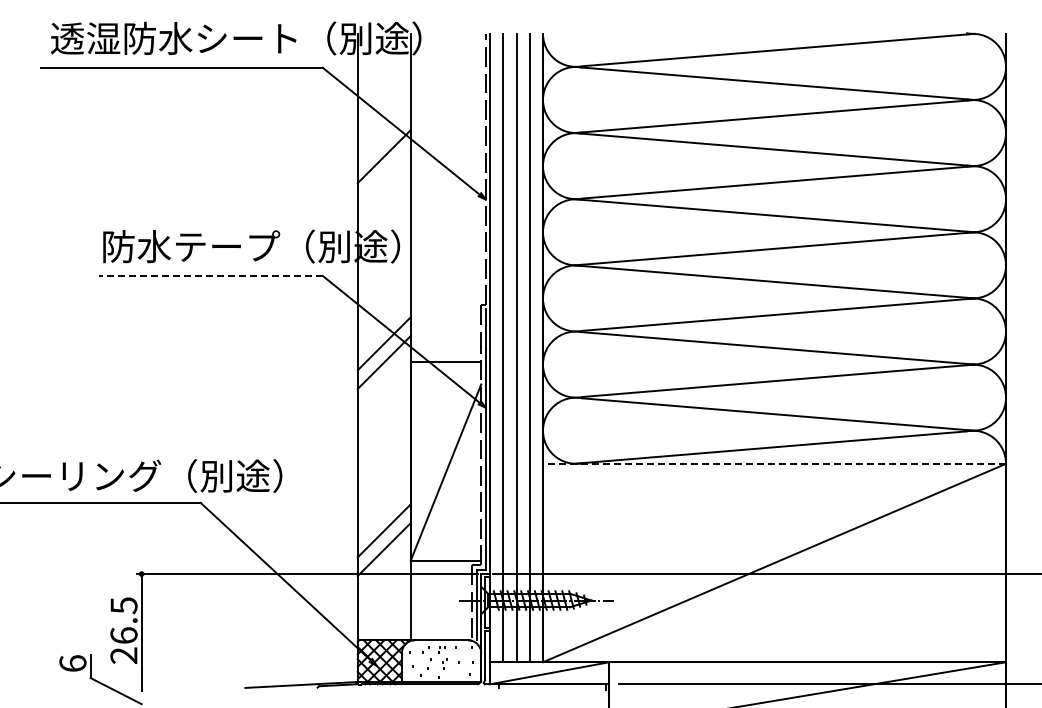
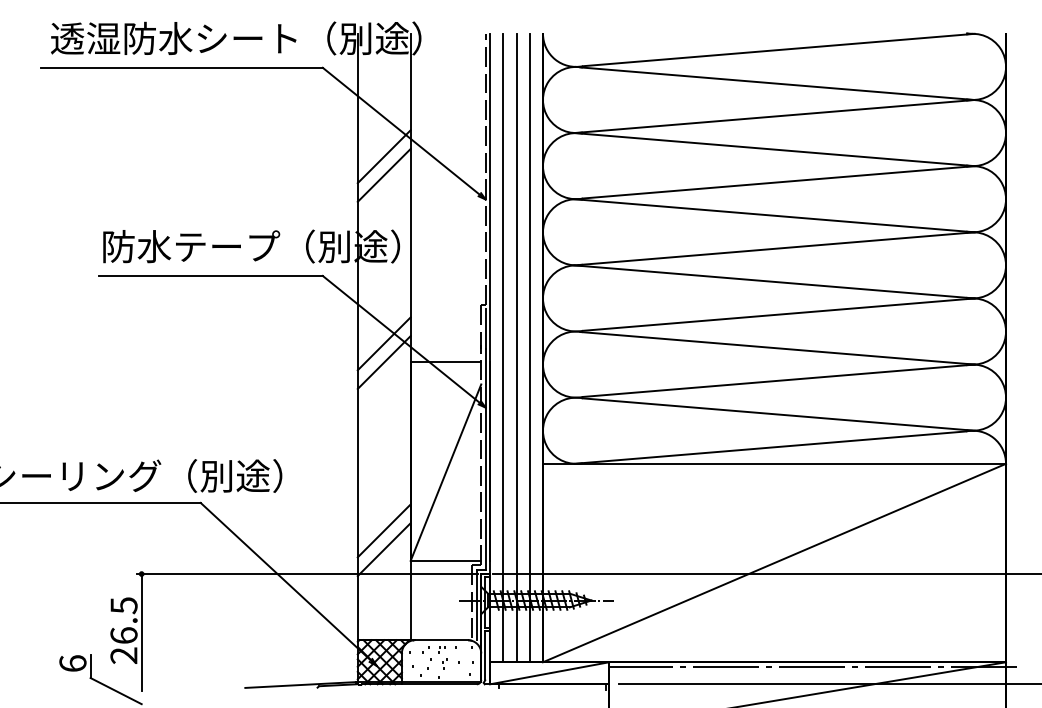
line: none -> present (383, 174)
line: dashed -> solid (210, 275)
line: dashed -> solid (774, 463)
line: none -> present (813, 666)
